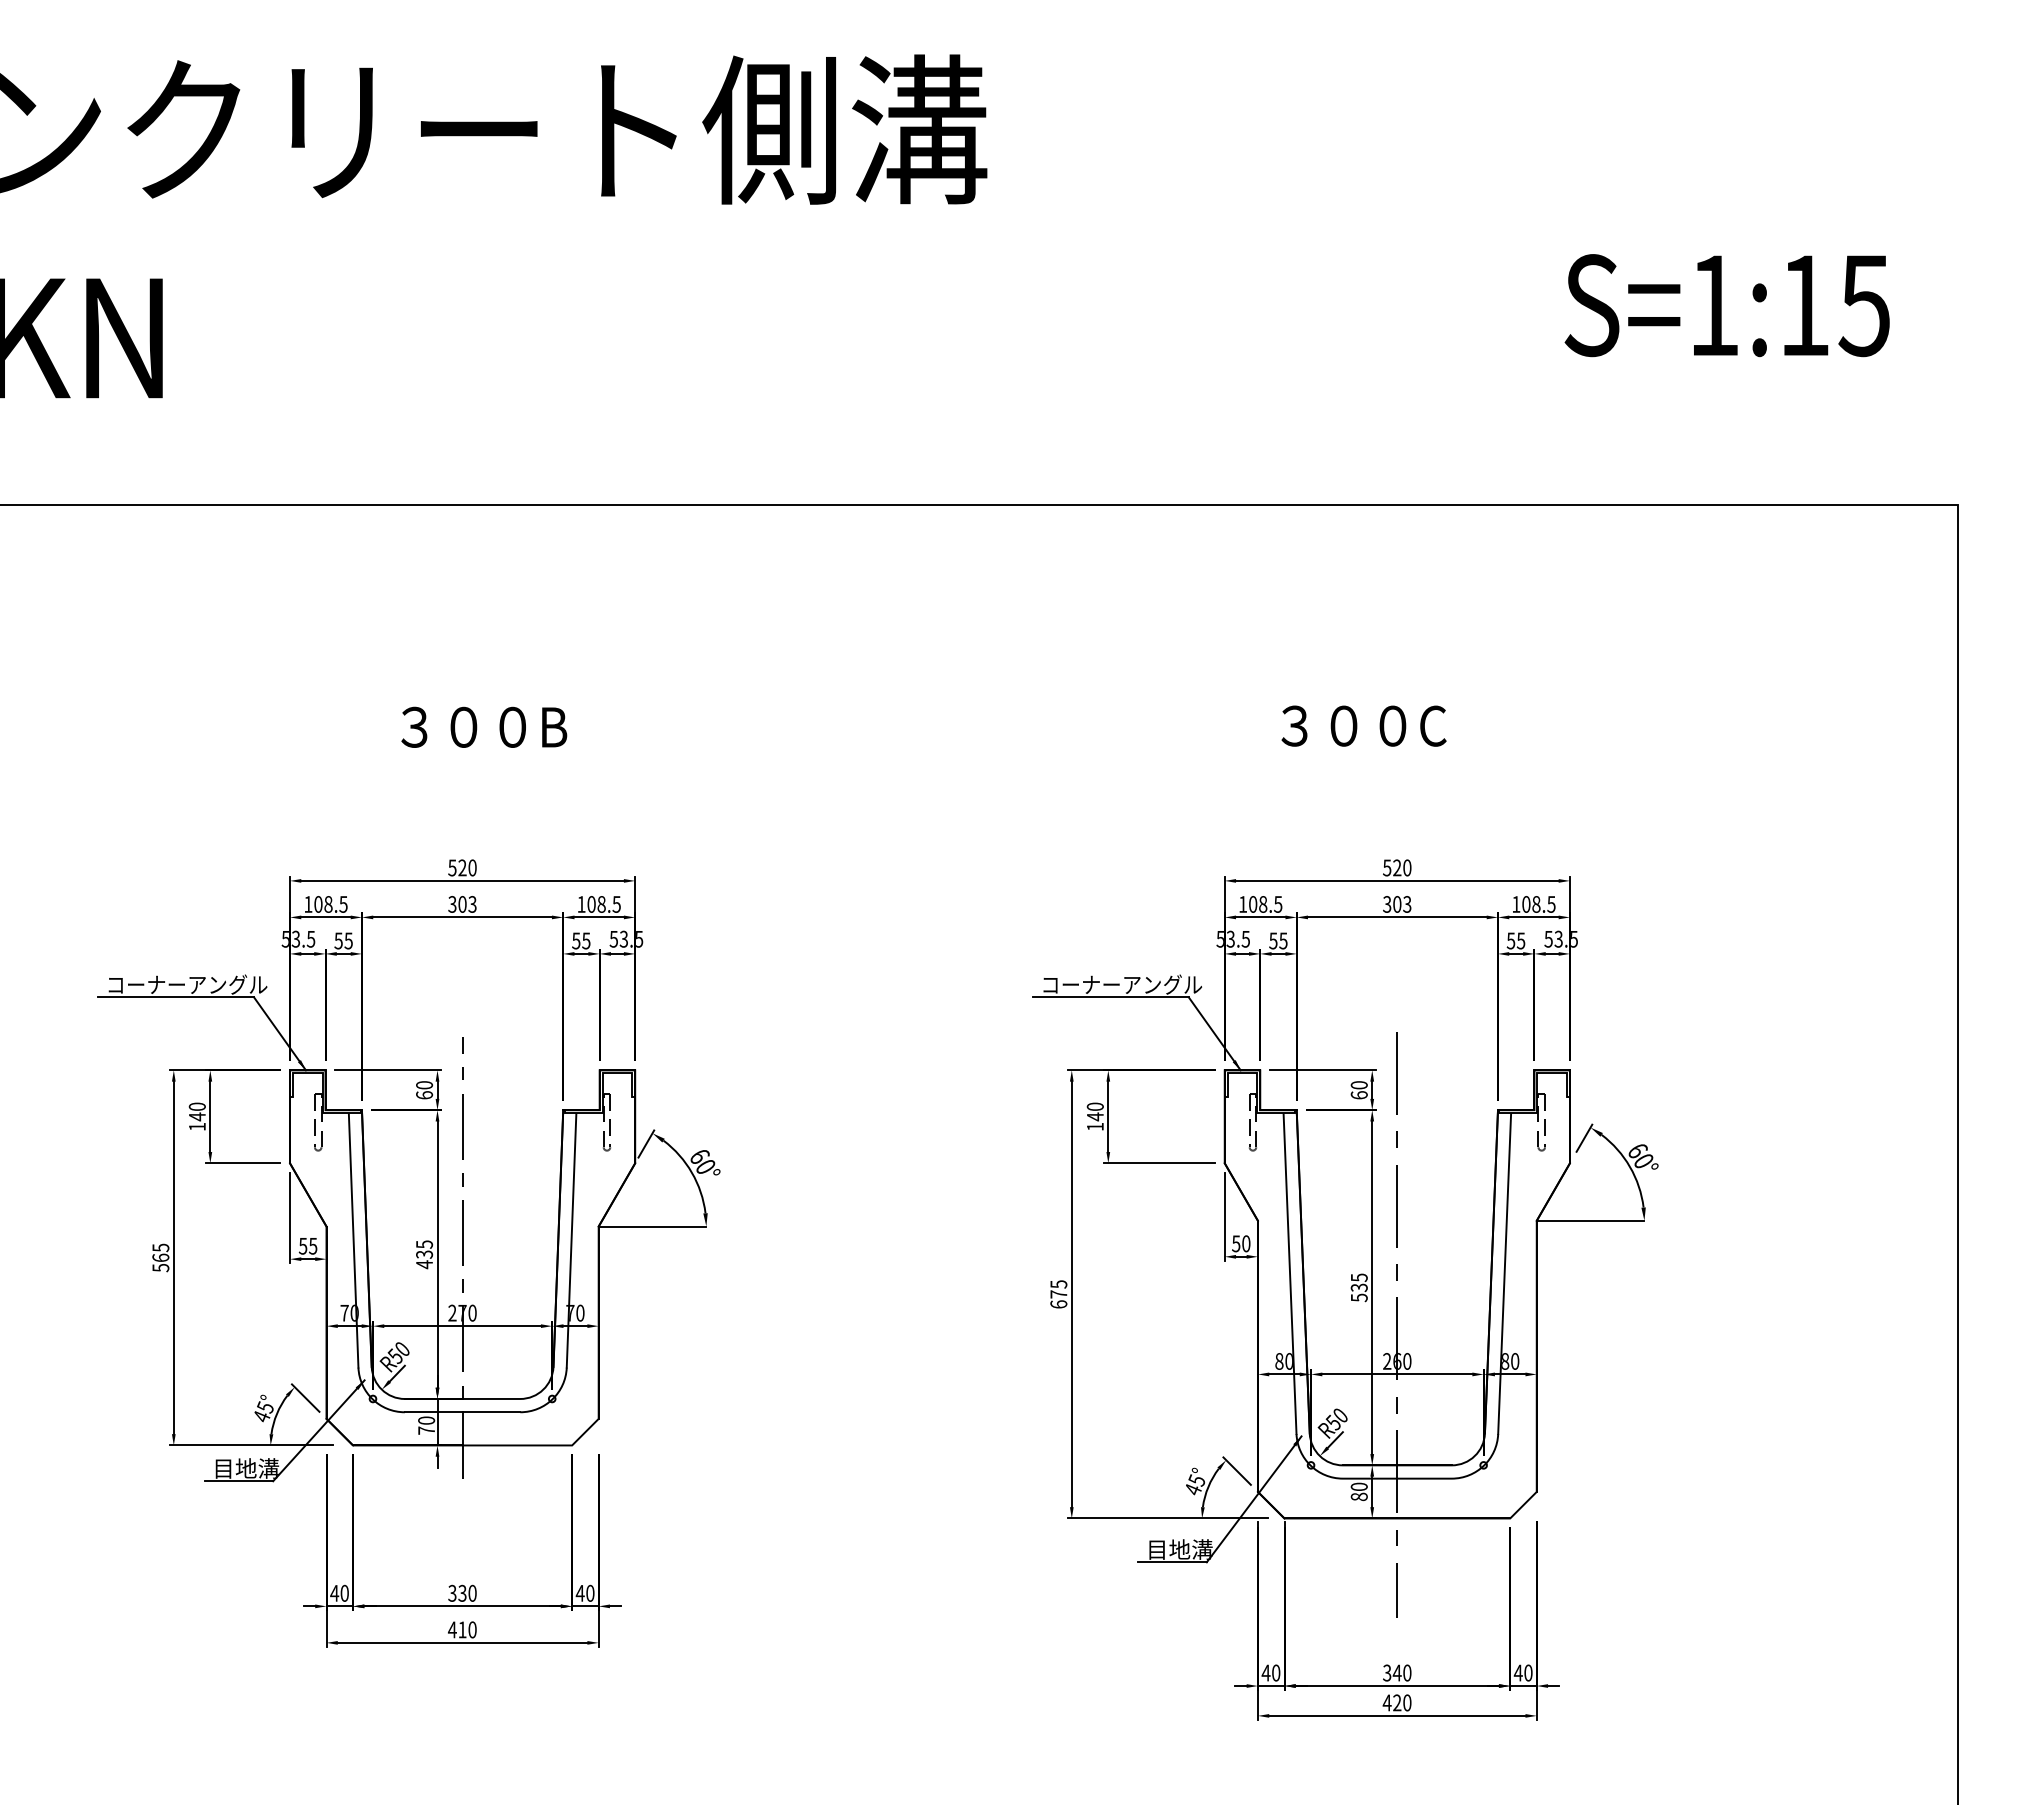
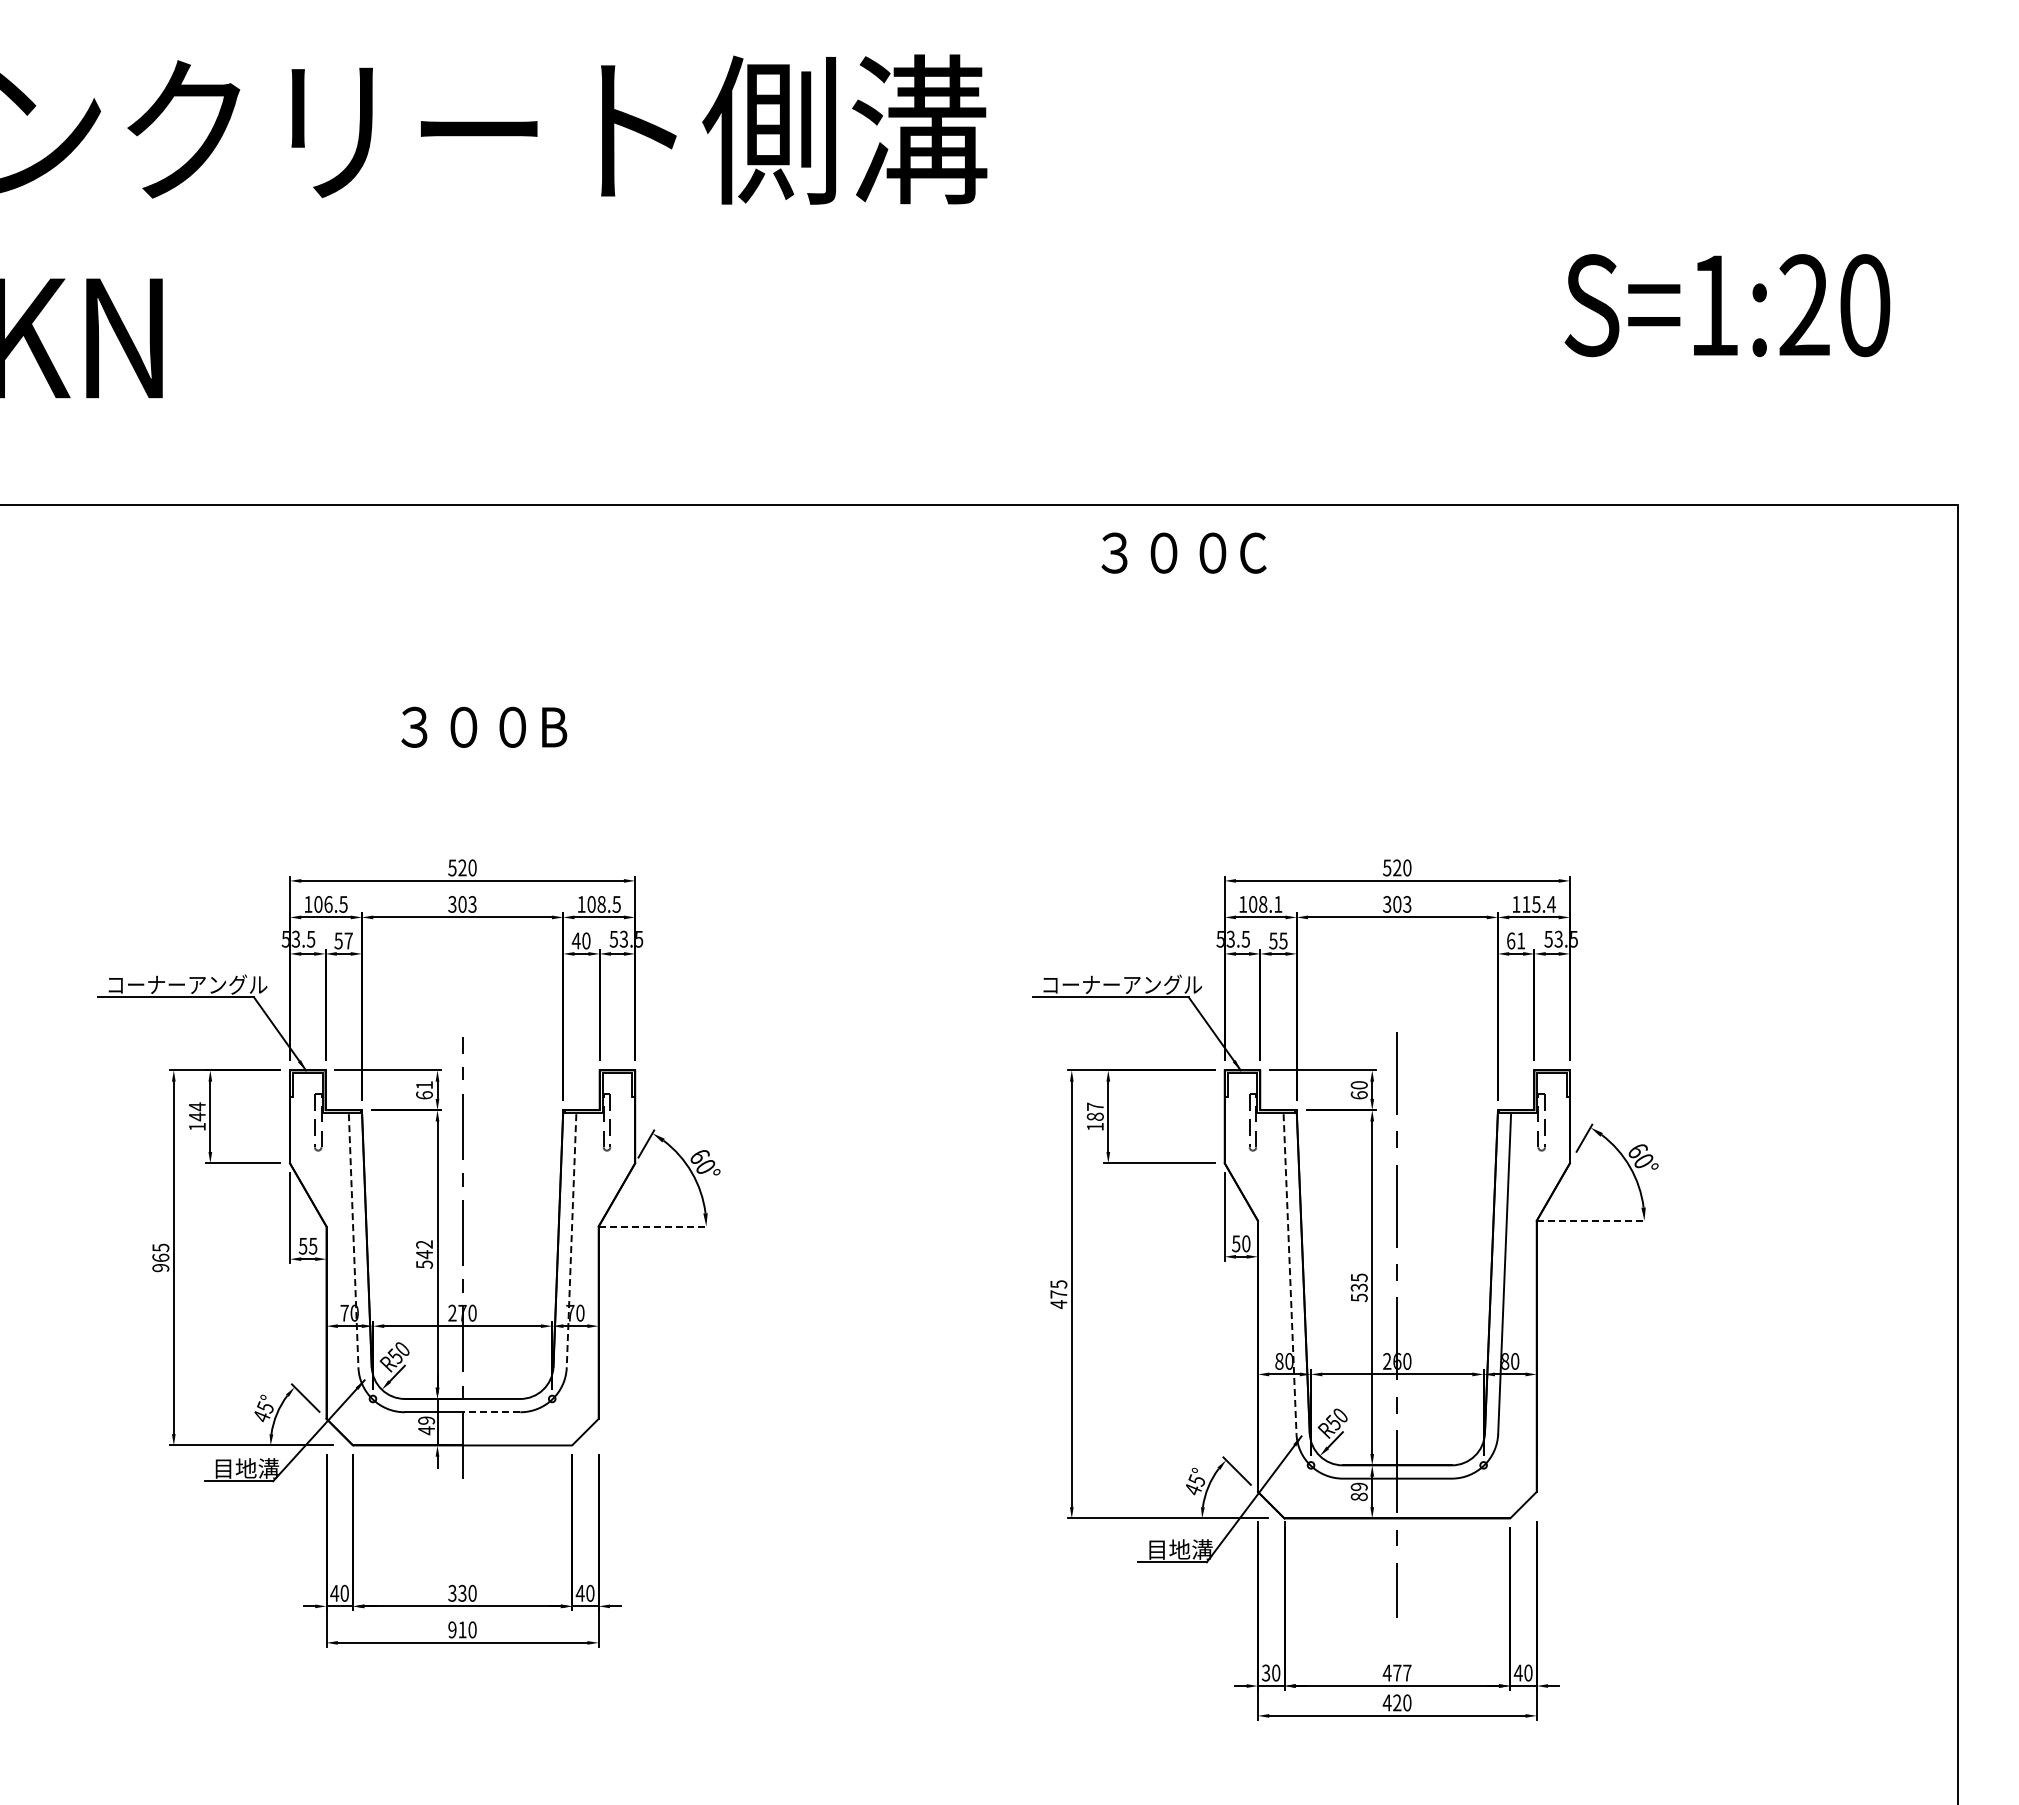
text: S=1:15 -> S=1:20 (1834, 305)
text position: (1363, 725) -> (1183, 552) (1183, 552)
text: 108.5 -> 106.5 (328, 904)
text: 108.5 -> 108.1 (1278, 904)
text: 108.5 -> 115.4 (1538, 904)
text: 55 -> 57 (348, 940)
text: 55 -> 40 (580, 940)
text: 55 -> 61 (1515, 940)
text: 60 -> 61 (424, 1085)
text: 140 -> 144 (196, 1106)
text: 140 -> 187 (1094, 1111)
line: solid -> dashed (1590, 1220)
line: solid -> dashed (652, 1226)
line: solid -> dashed (353, 1240)
line: solid -> dashed (571, 1240)
text: 435 -> 542 (424, 1254)
text: 565 -> 965 (160, 1268)
line: solid -> dashed (1290, 1274)
text: 675 -> 475 (1058, 1304)
line: solid -> dashed (491, 1412)
text: 70 -> 49 (426, 1425)
text: 80 -> 89 (1359, 1486)
text: 410 -> 910 (452, 1629)
text: 40 -> 30 (1265, 1672)
text: 340 -> 477 (1396, 1672)
